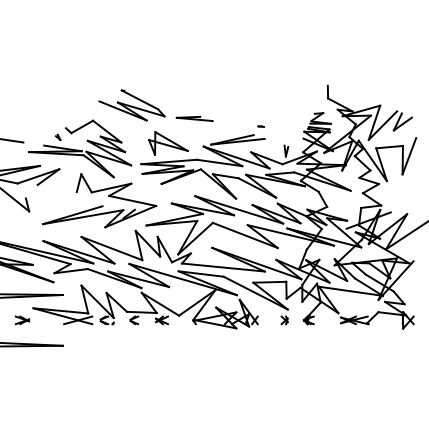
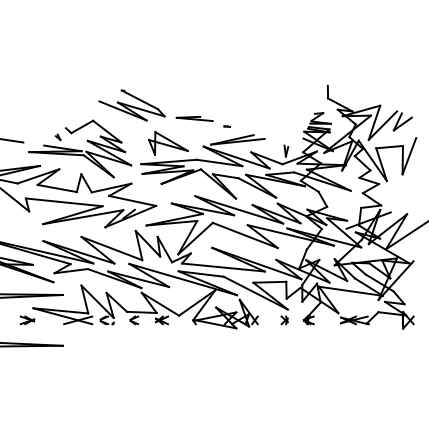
part position: (260, 126) -> (226, 126) (226, 126)
line: none -> present (56, 188)
line: none -> present (63, 202)
part position: (22, 320) -> (27, 320) (27, 320)
